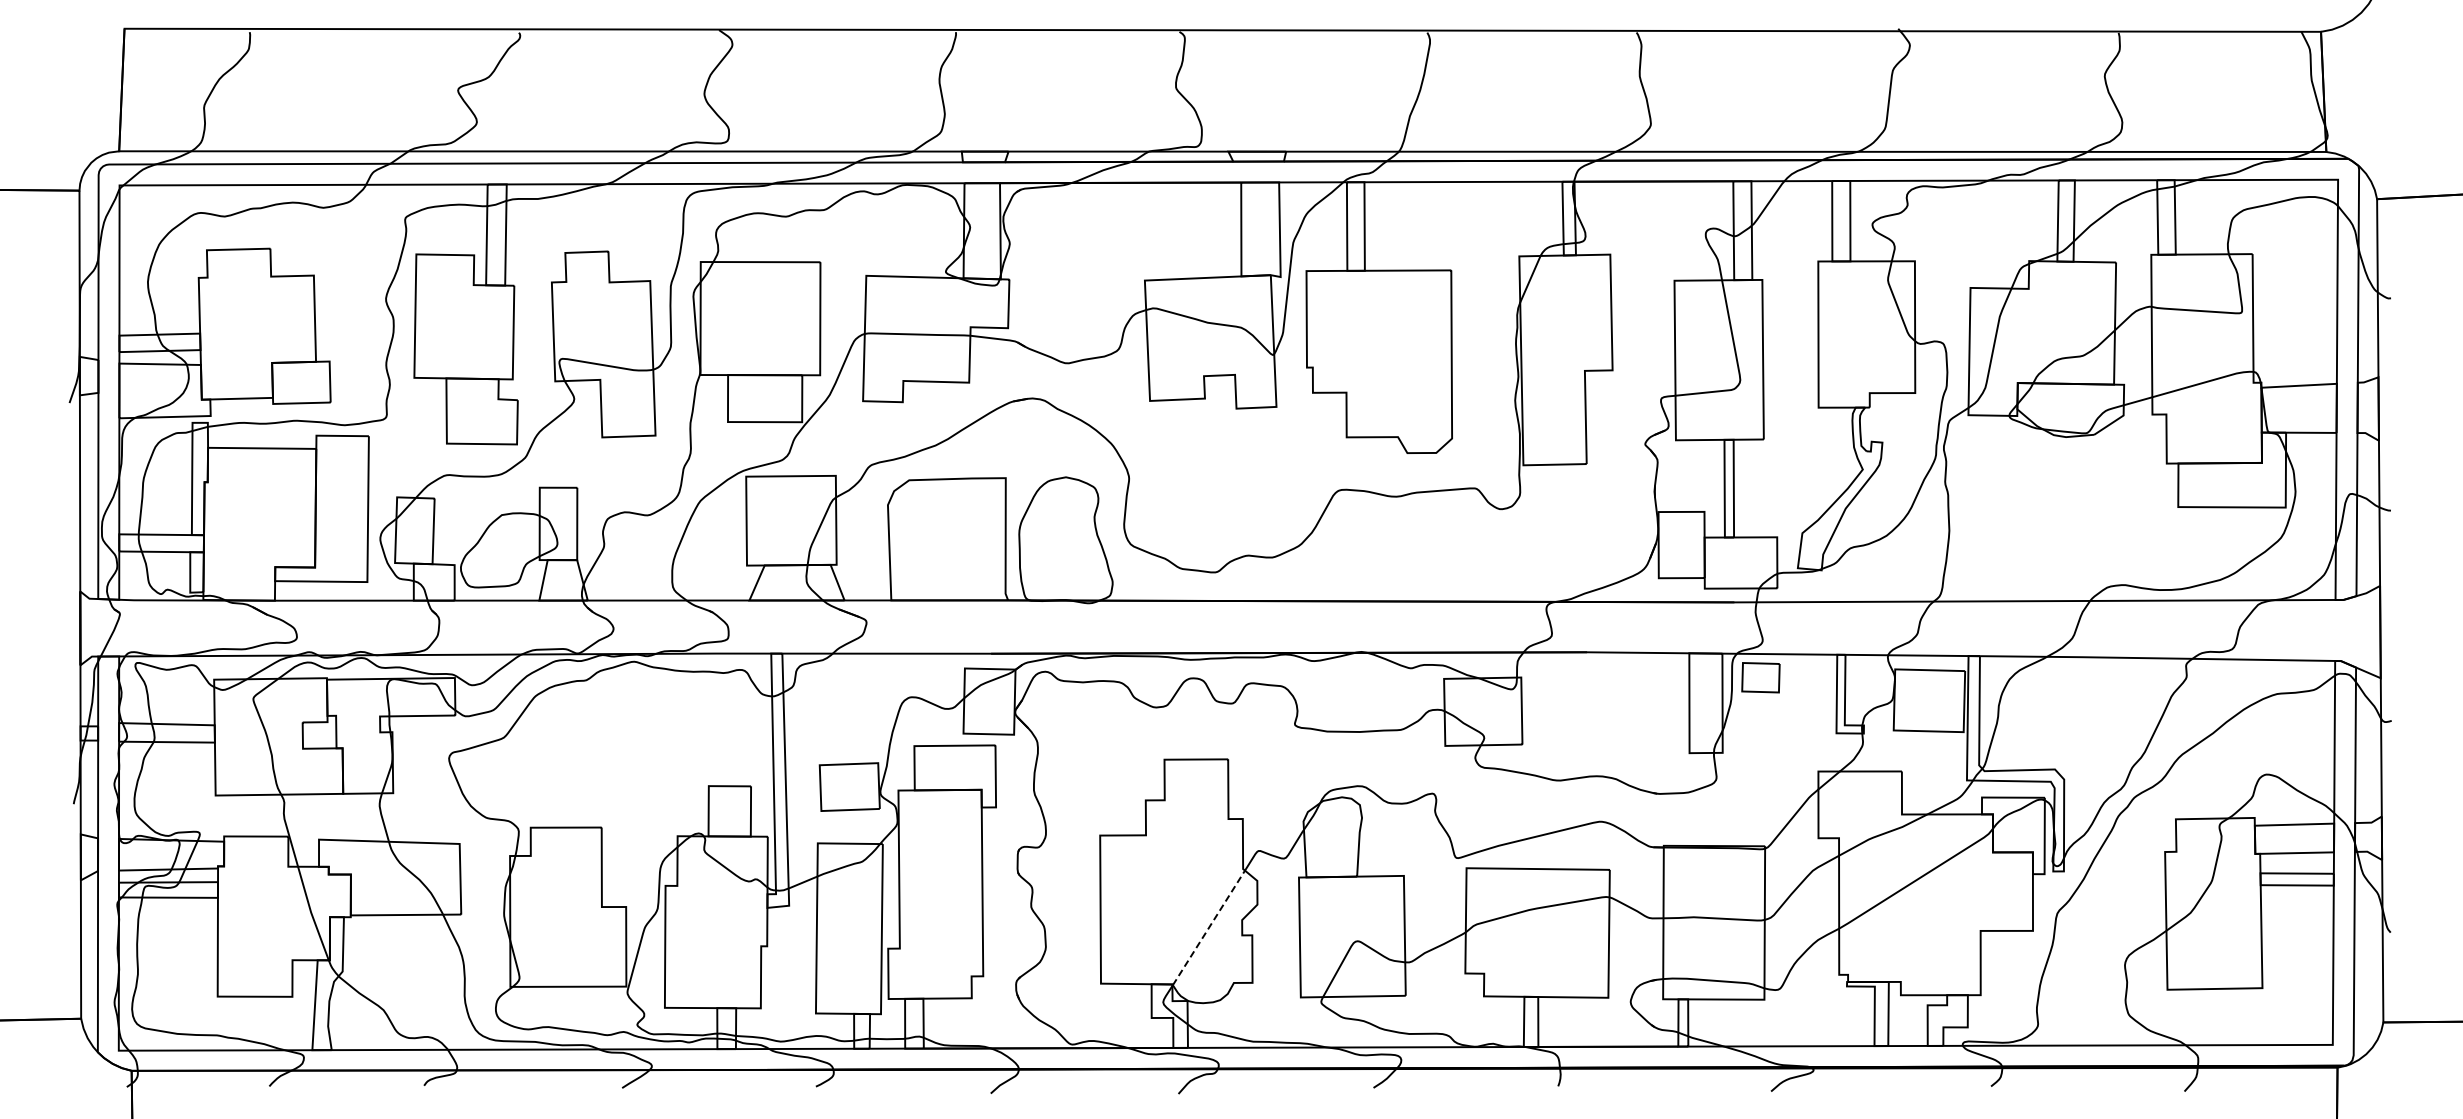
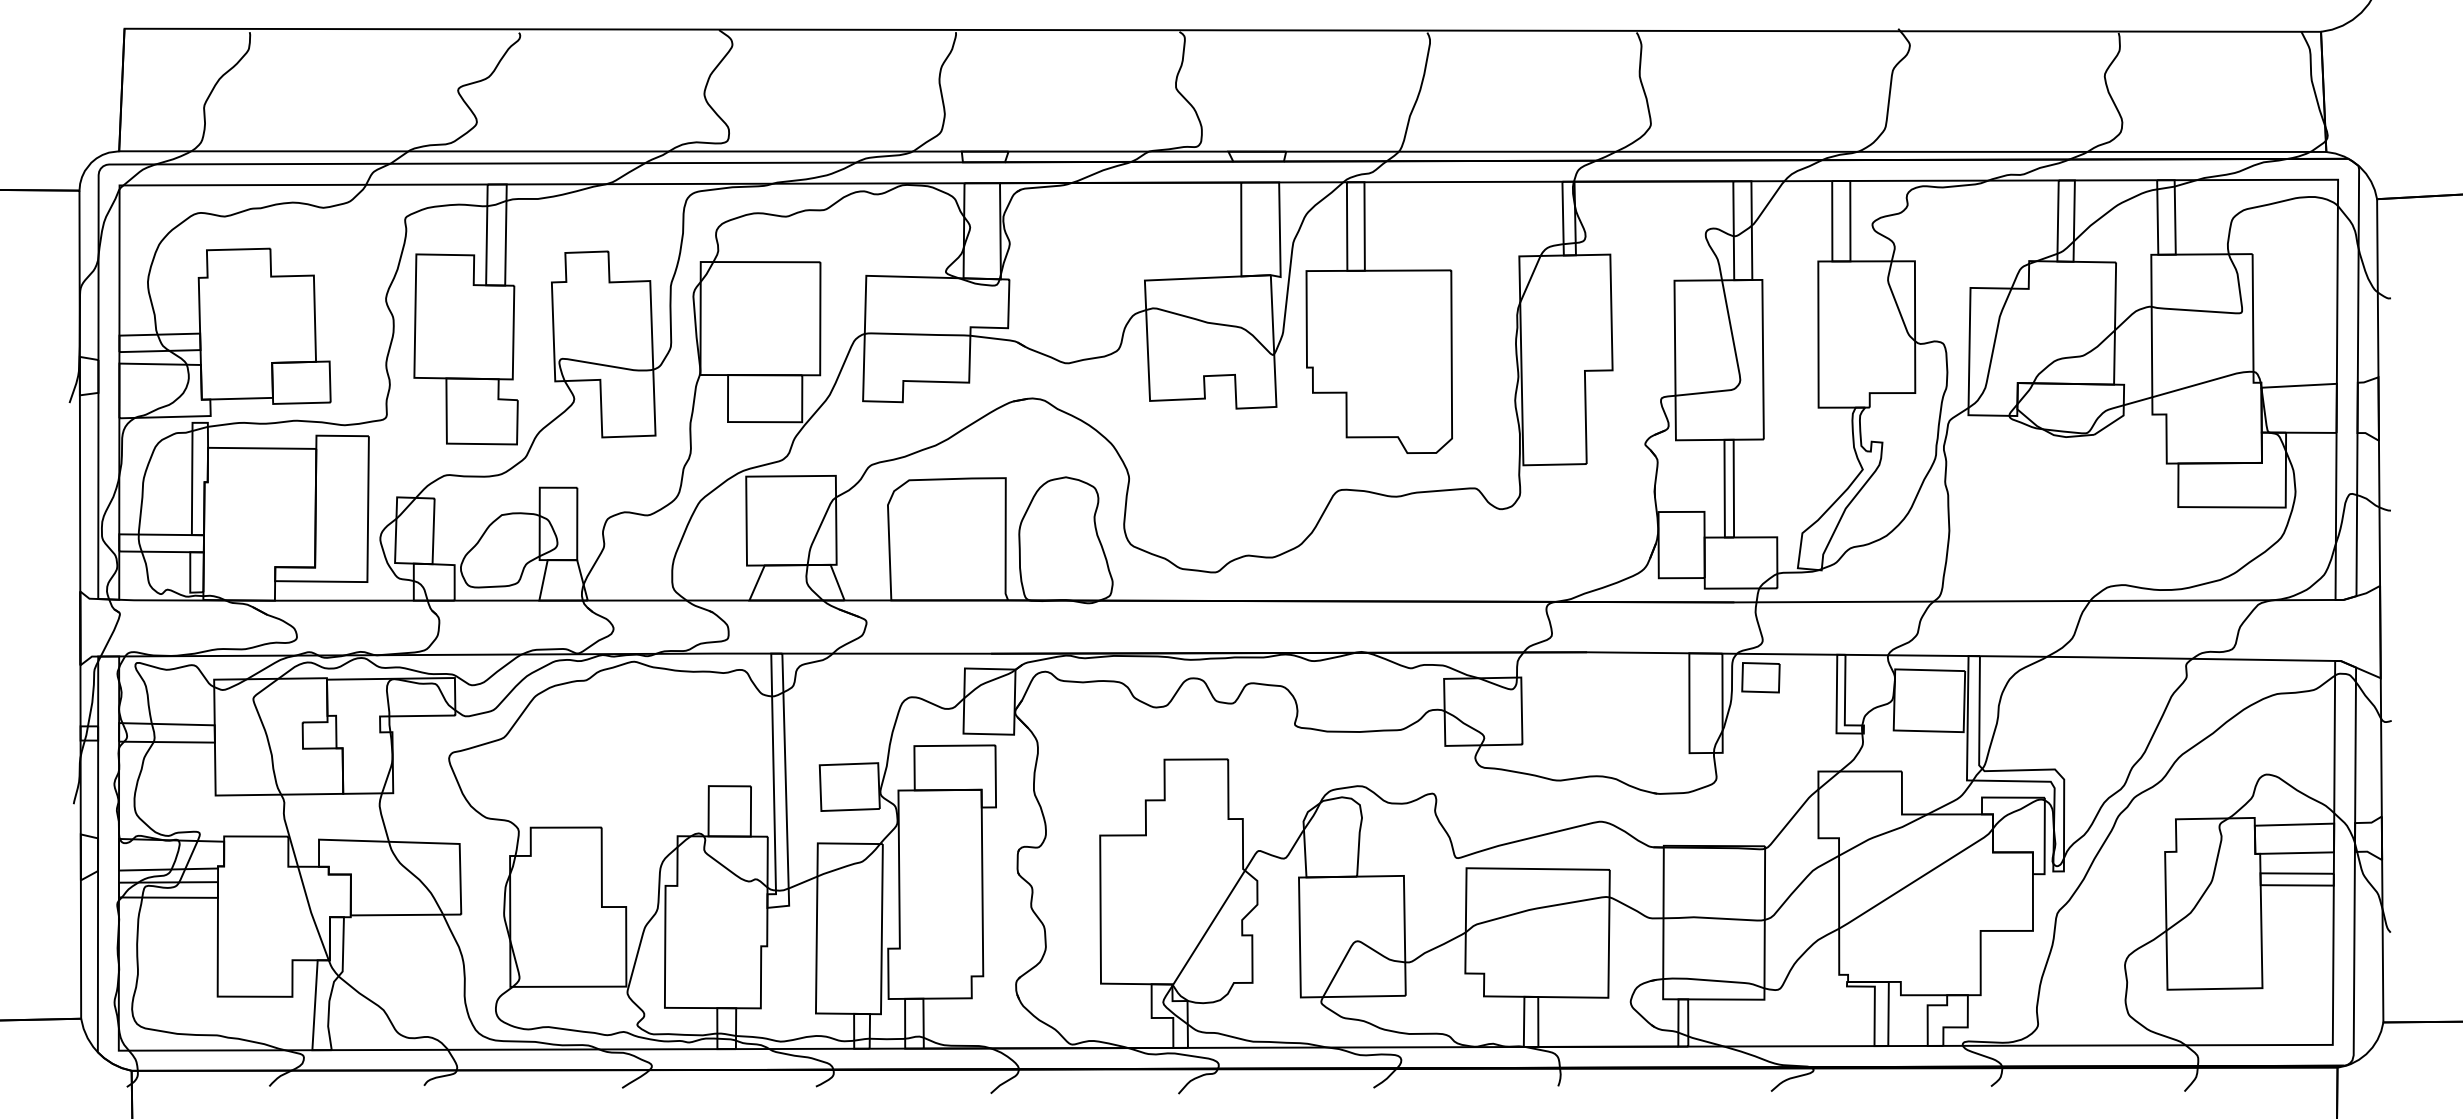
line: dashed -> solid (1208, 927)
